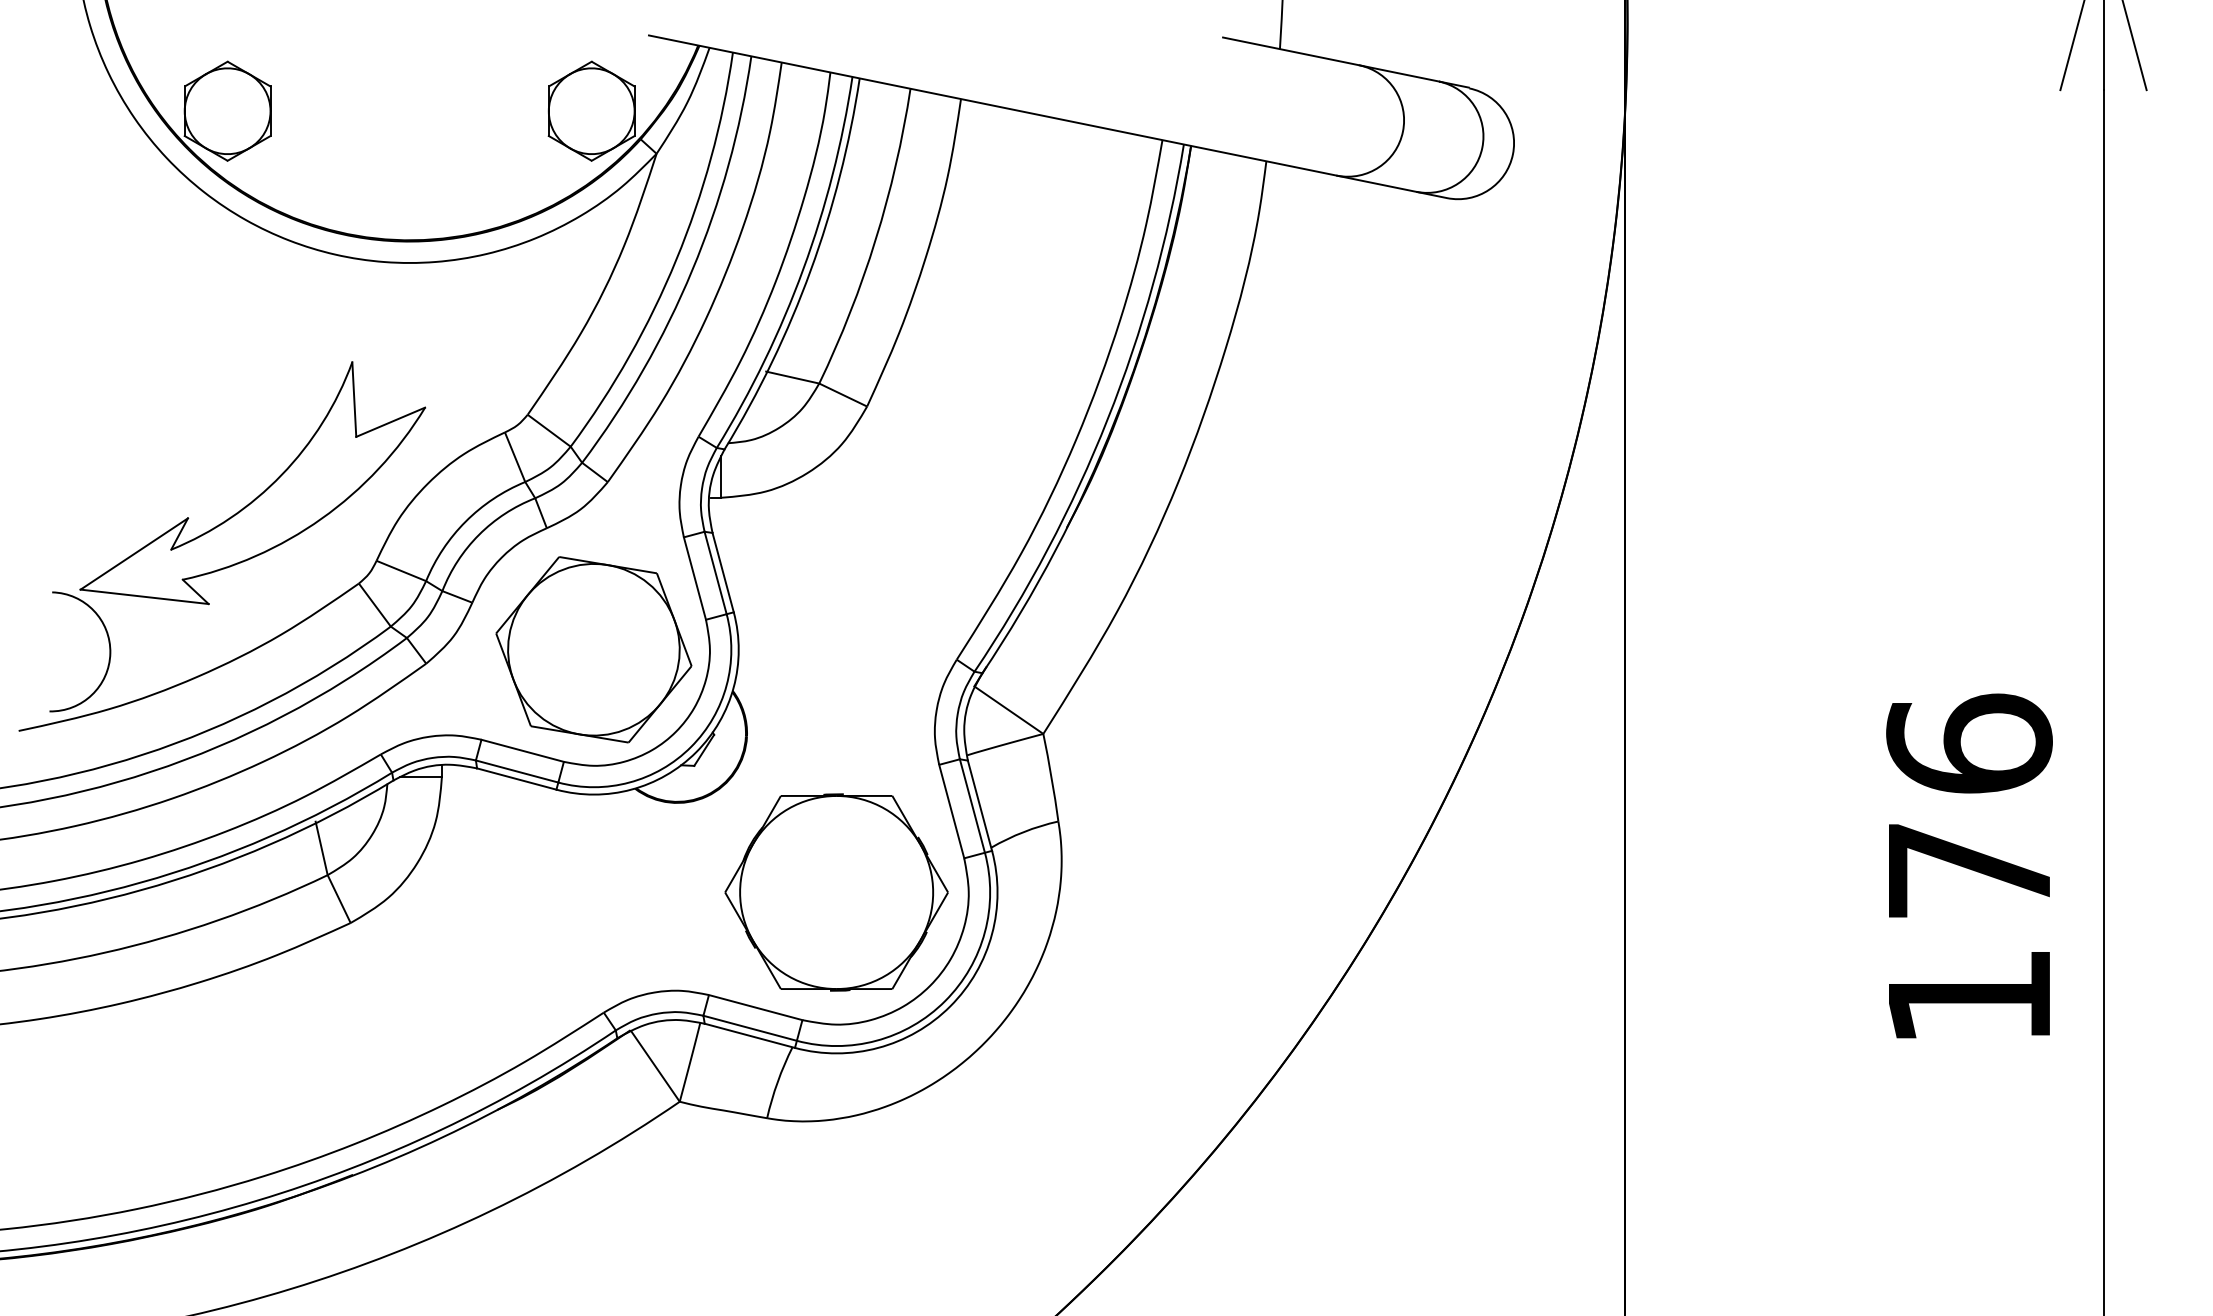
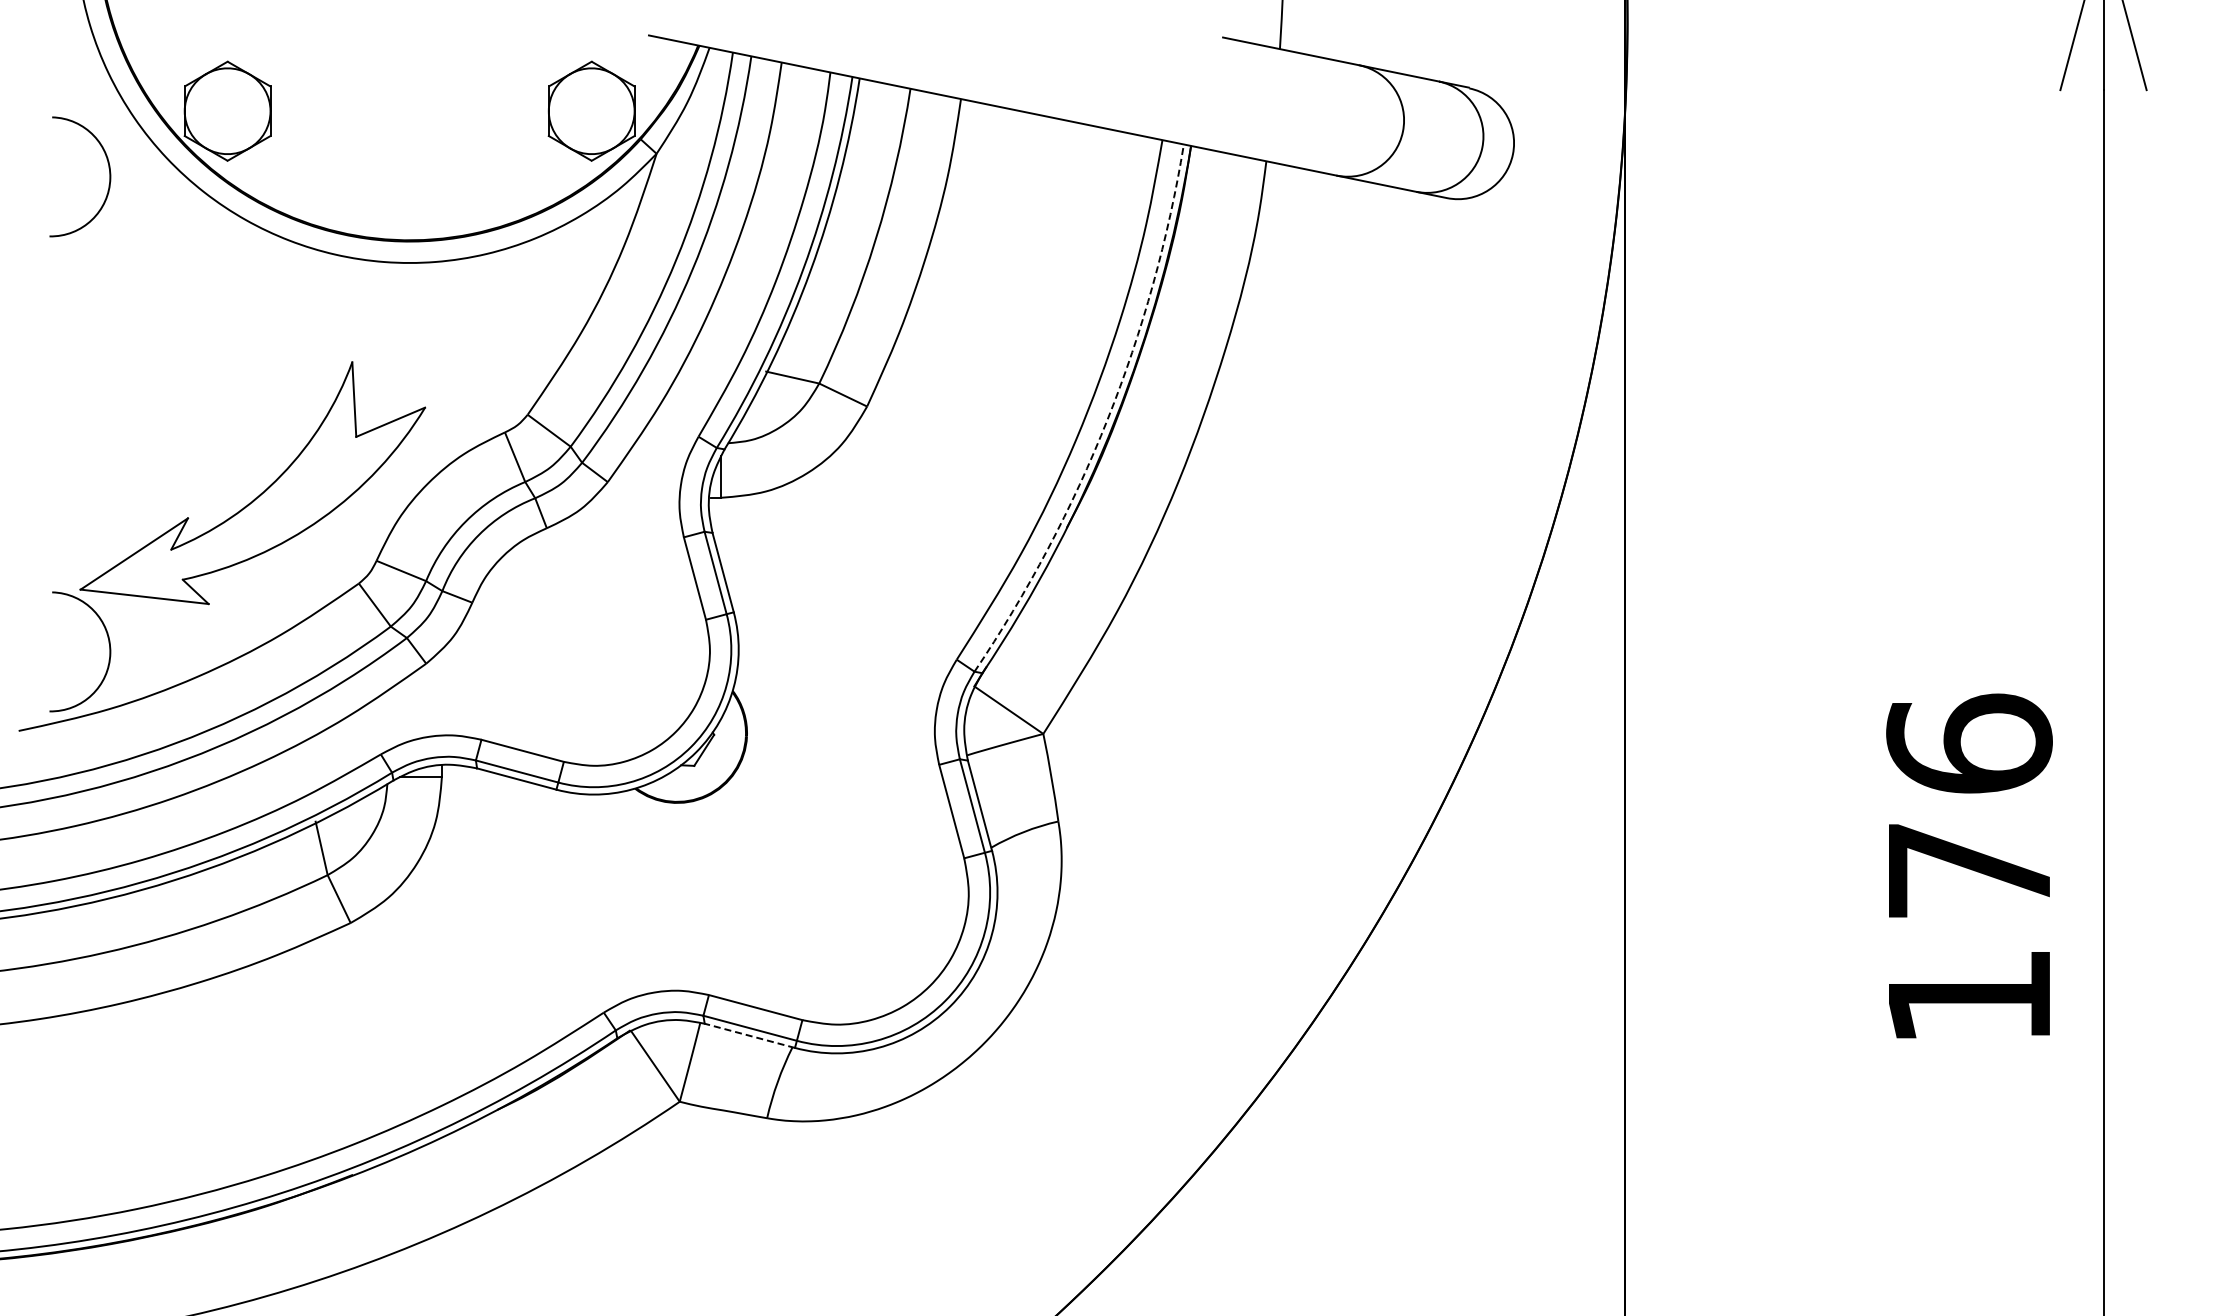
arc: none -> present (109, 176)
arc: solid -> dashed (1107, 419)
part: present -> none (593, 649)
part: present -> none (836, 892)
line: solid -> dashed (749, 1035)
